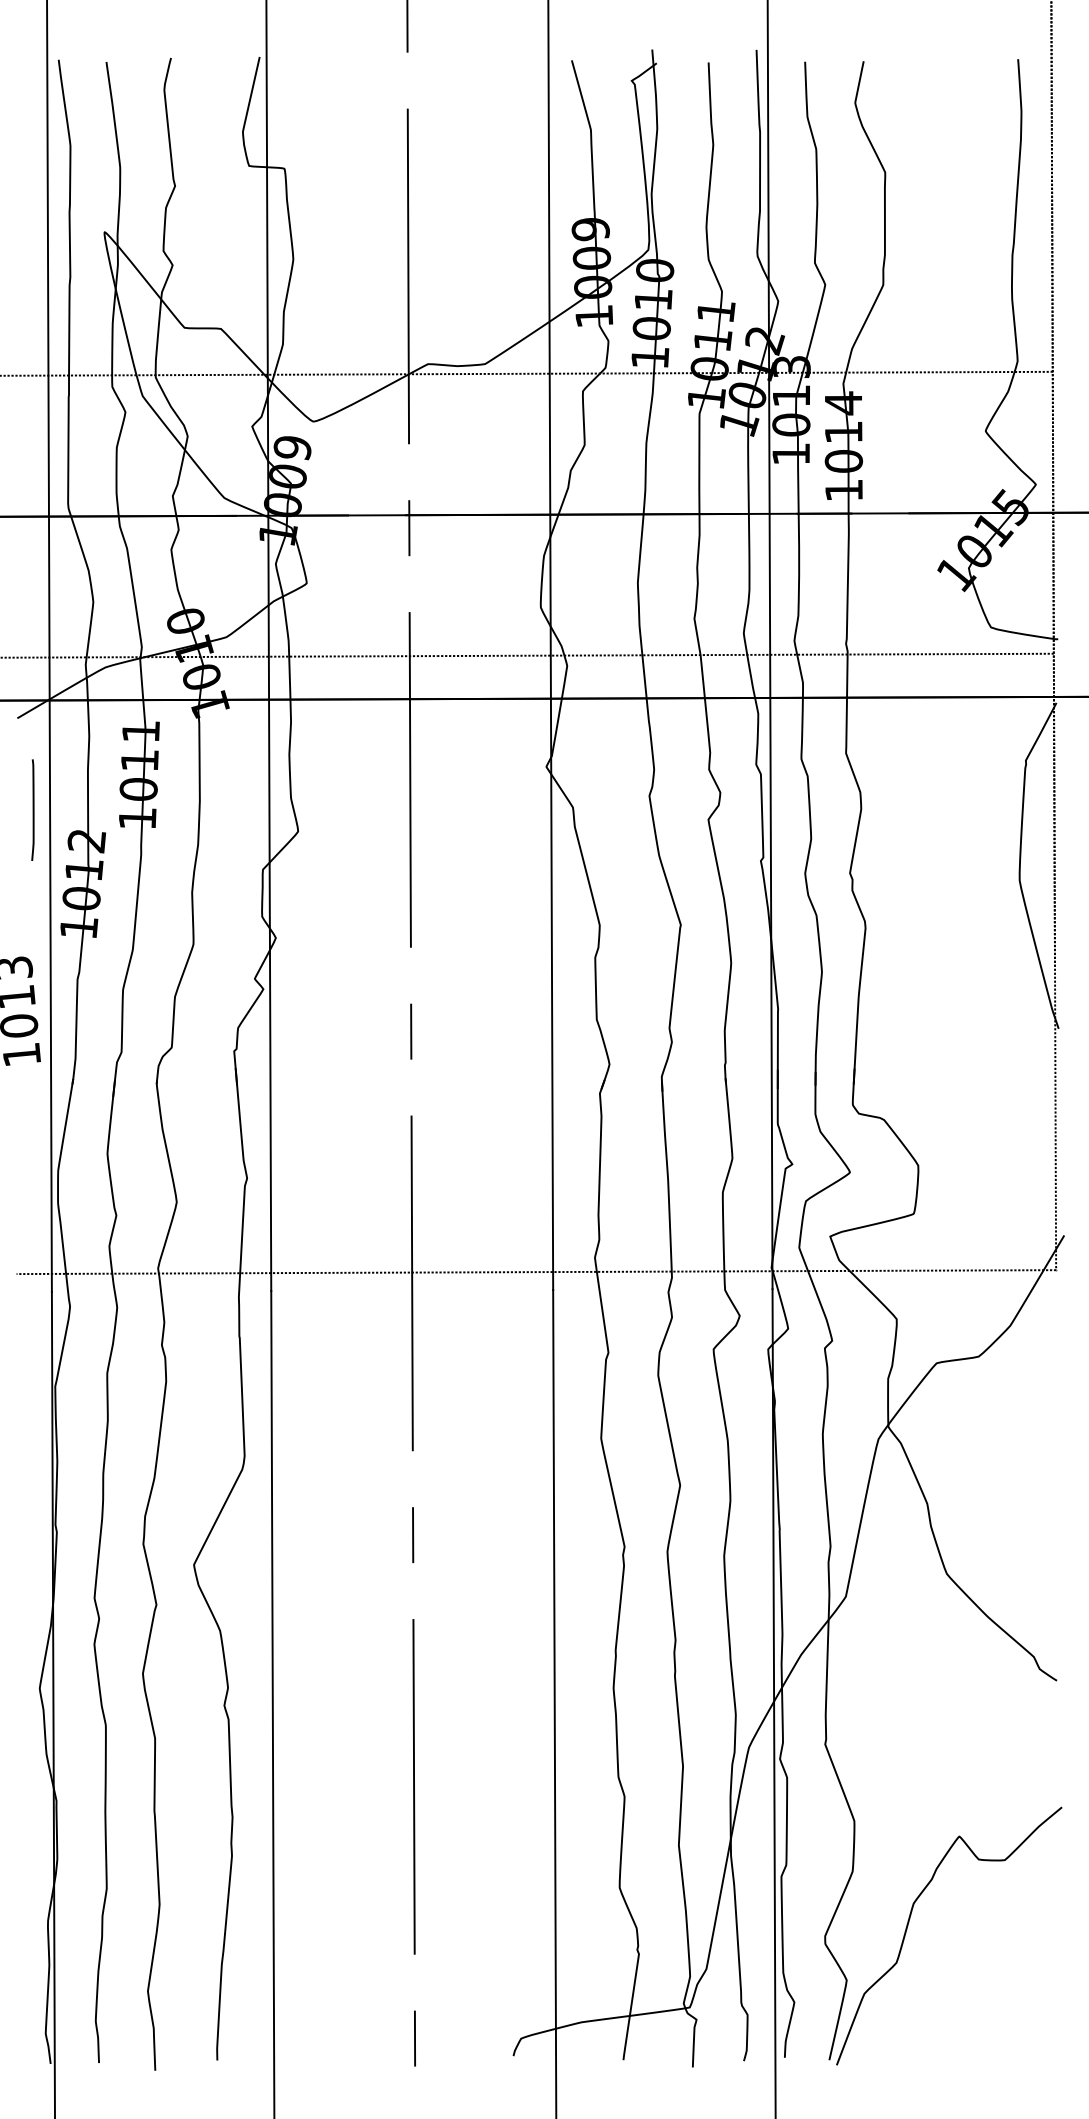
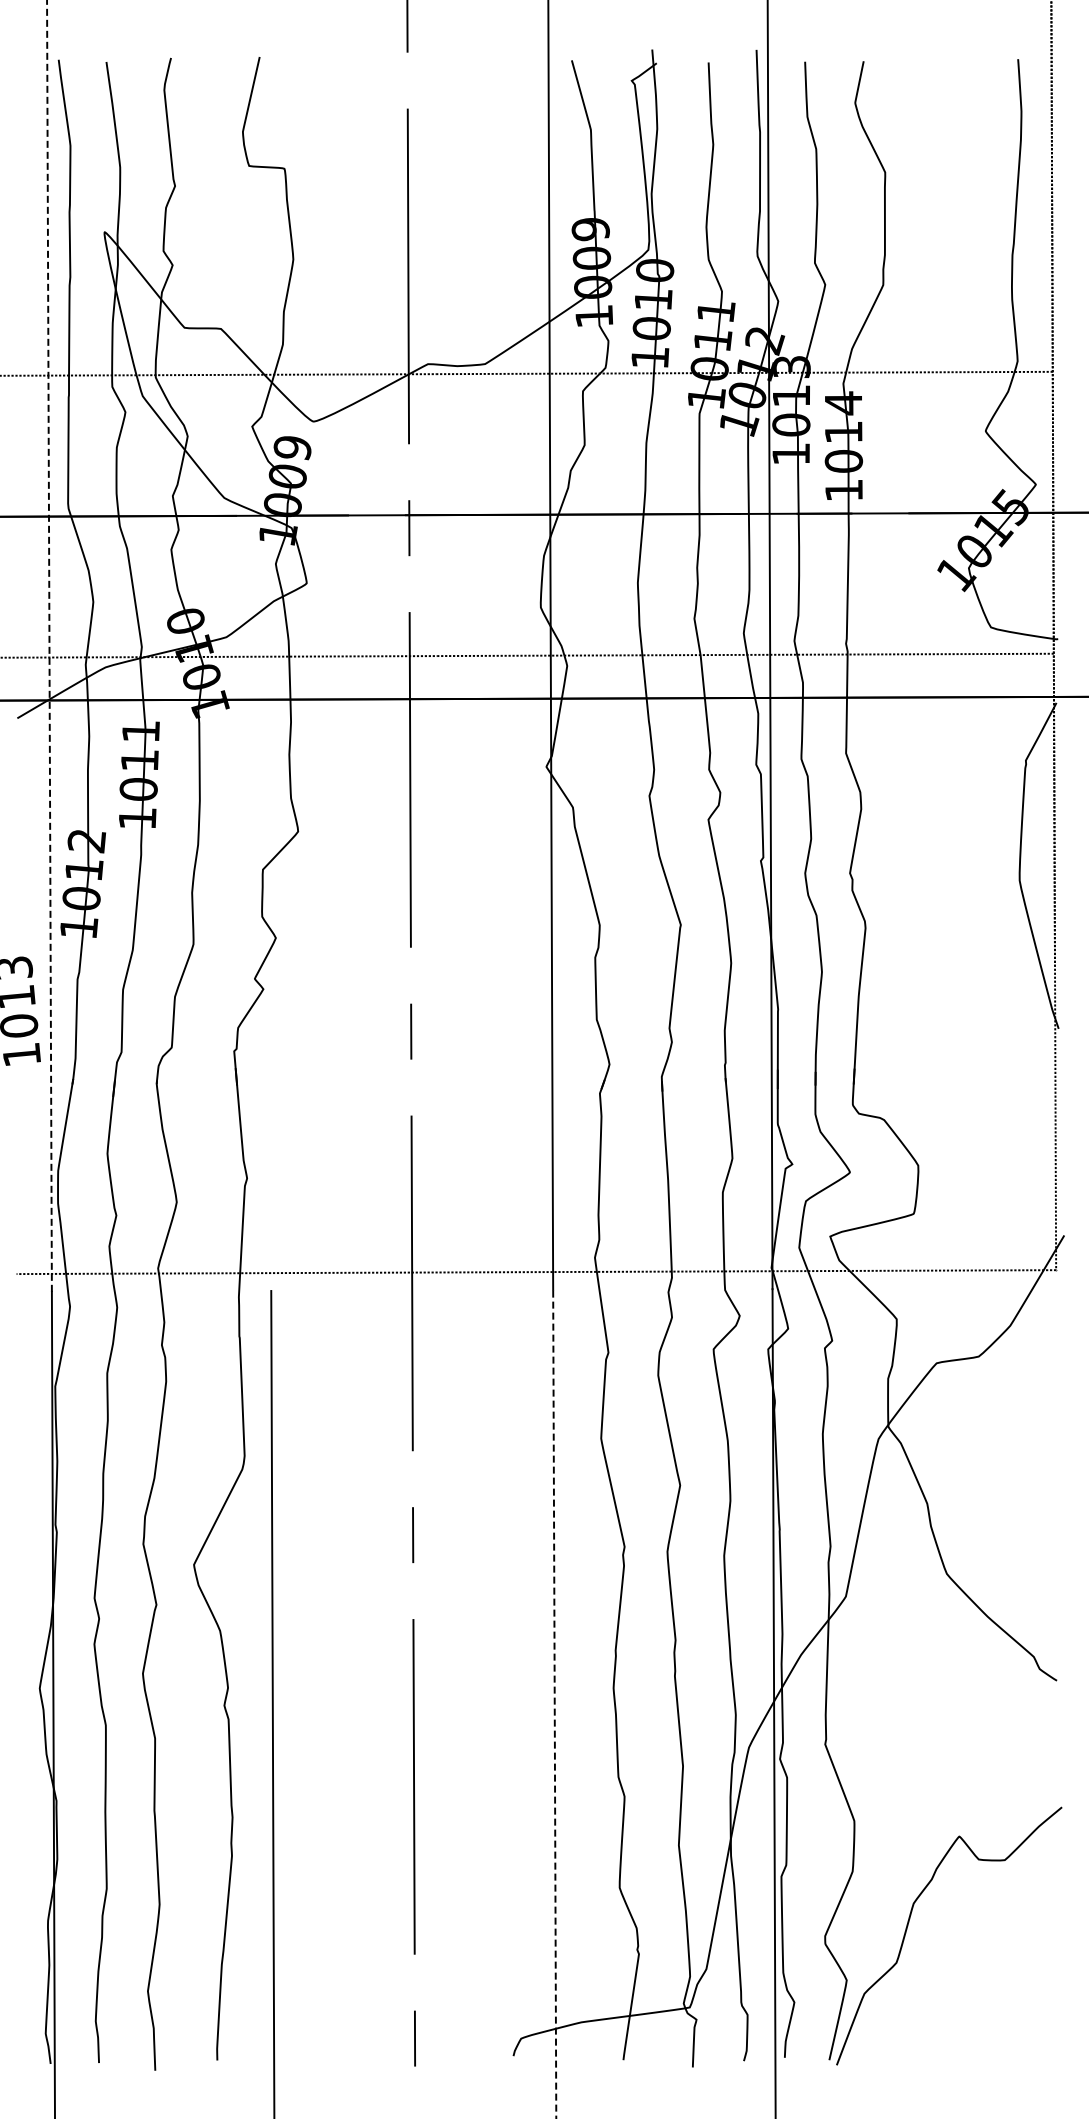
line: solid -> dashed (49, 646)
line: present -> none (268, 646)
line: present -> none (32, 809)
line: solid -> dashed (554, 1703)
